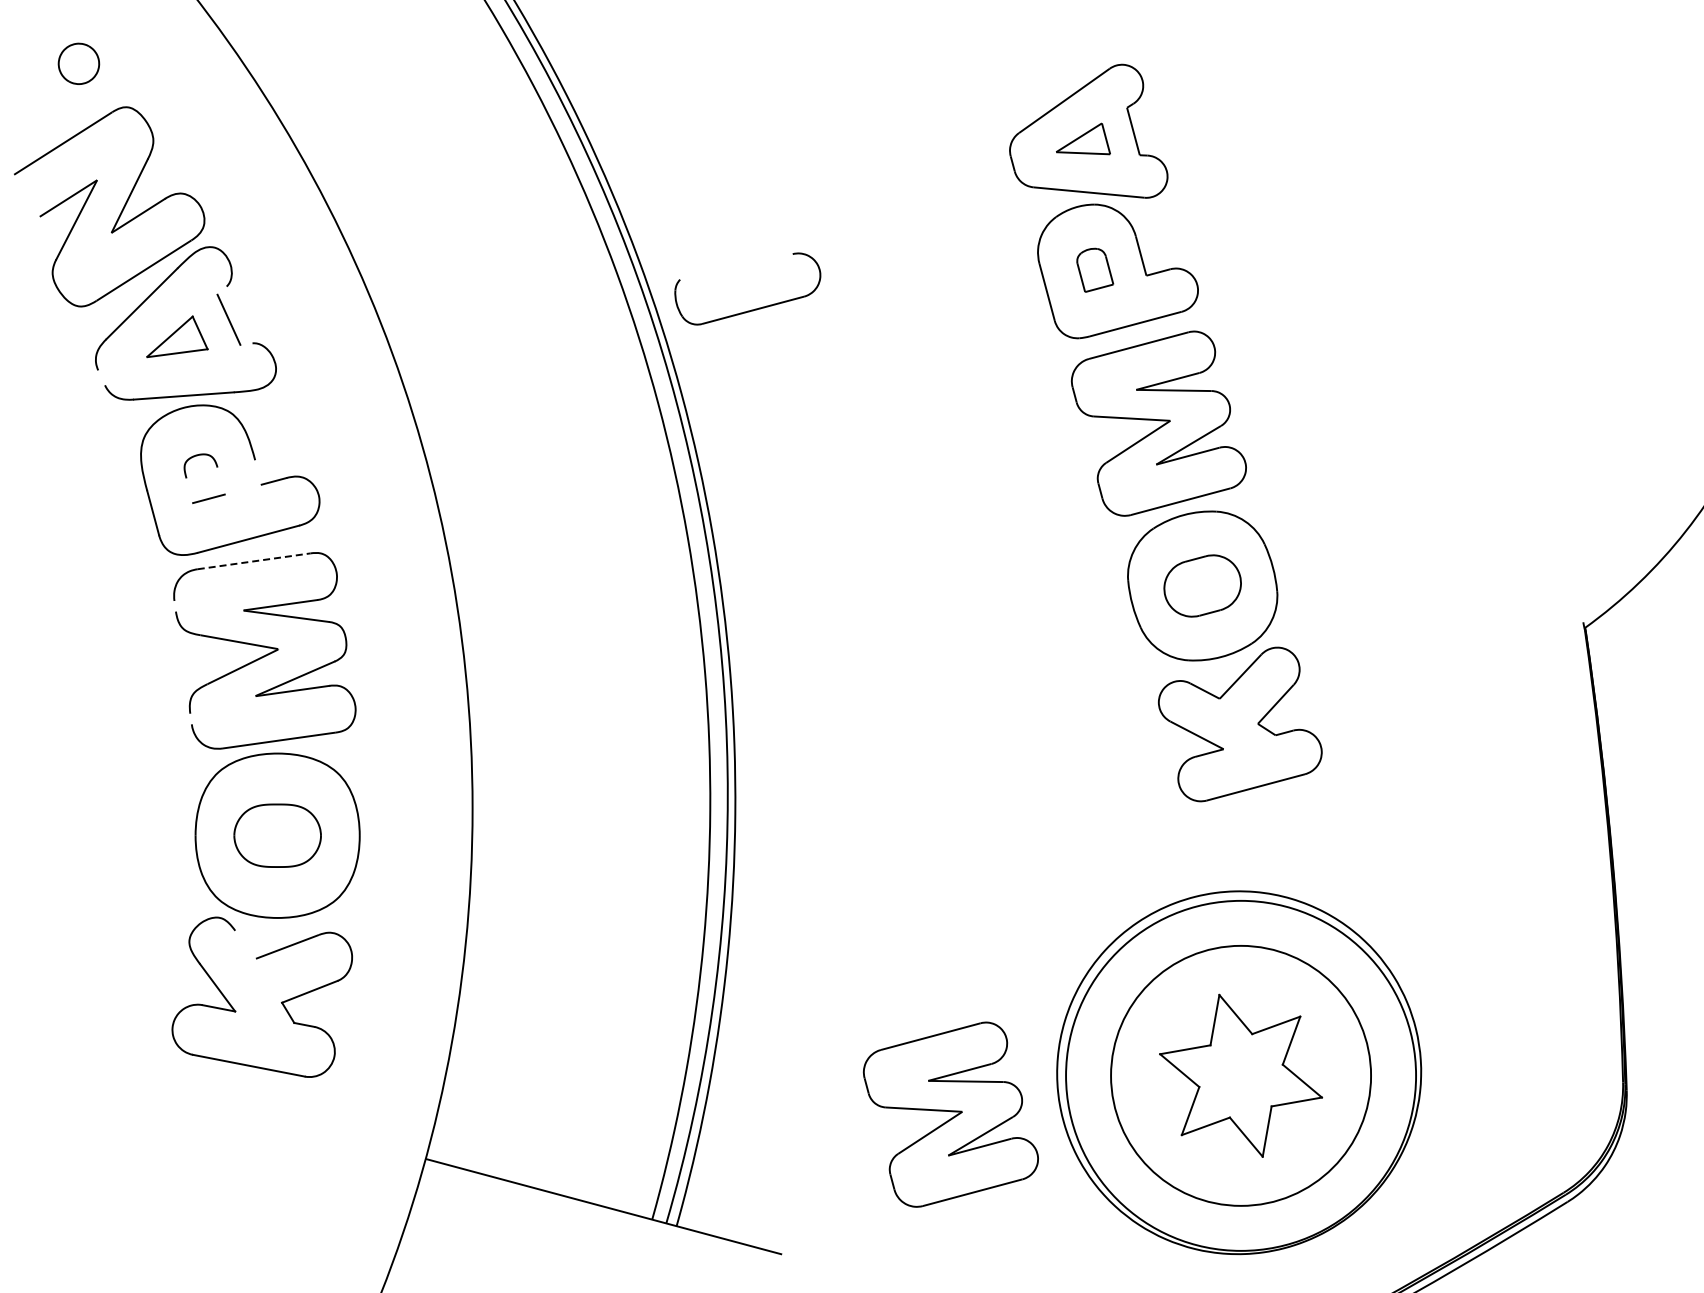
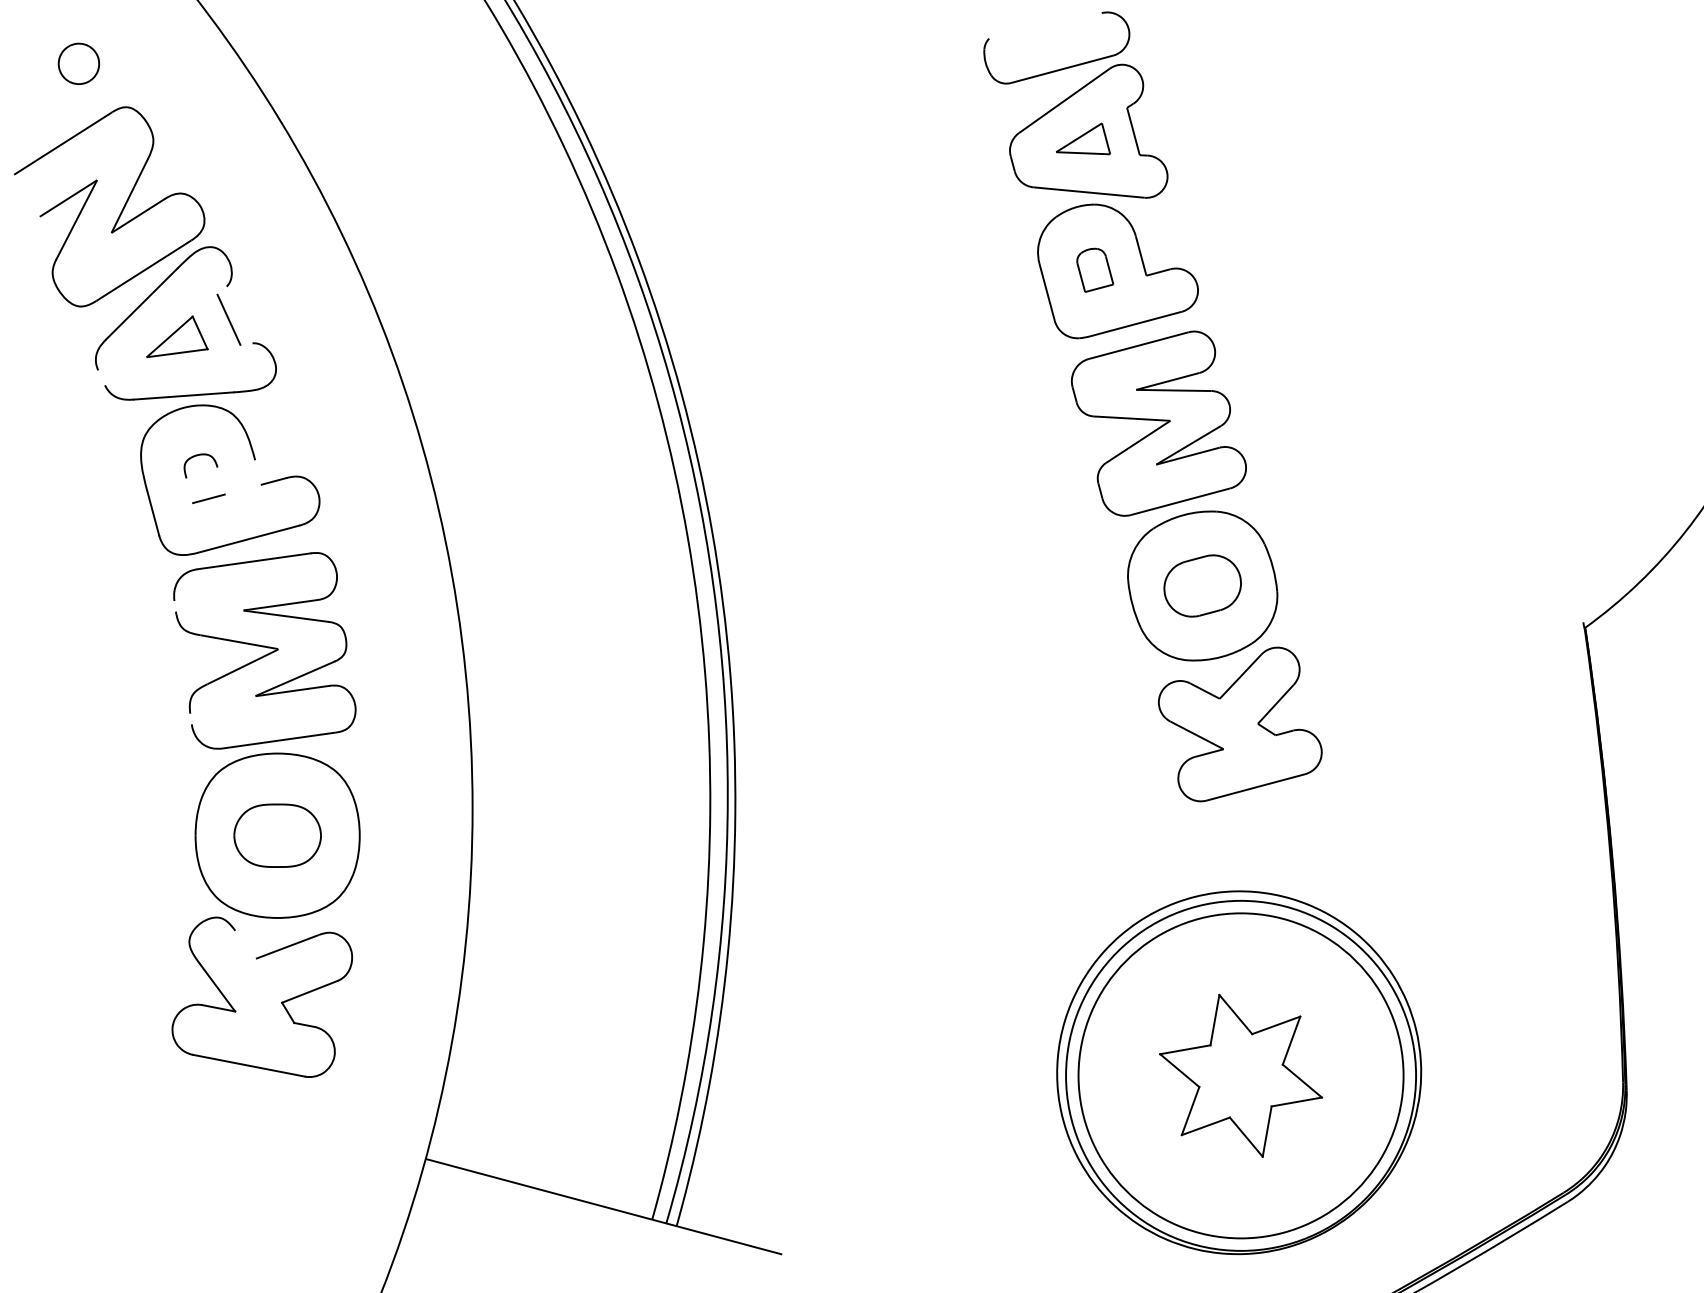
part position: (751, 309) -> (1060, 68) (1060, 68)
line: dashed -> solid (254, 561)
circle diameter: 260 px -> 325 px (1240, 1075)
part: present -> none (950, 1114)
